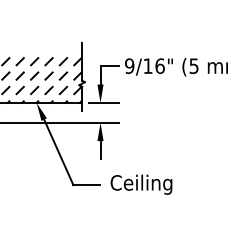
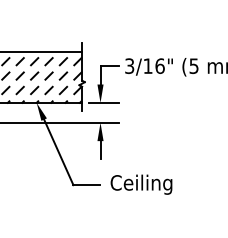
line: none -> present (42, 51)
text: 9/16" -> 3/16" (129, 65)
